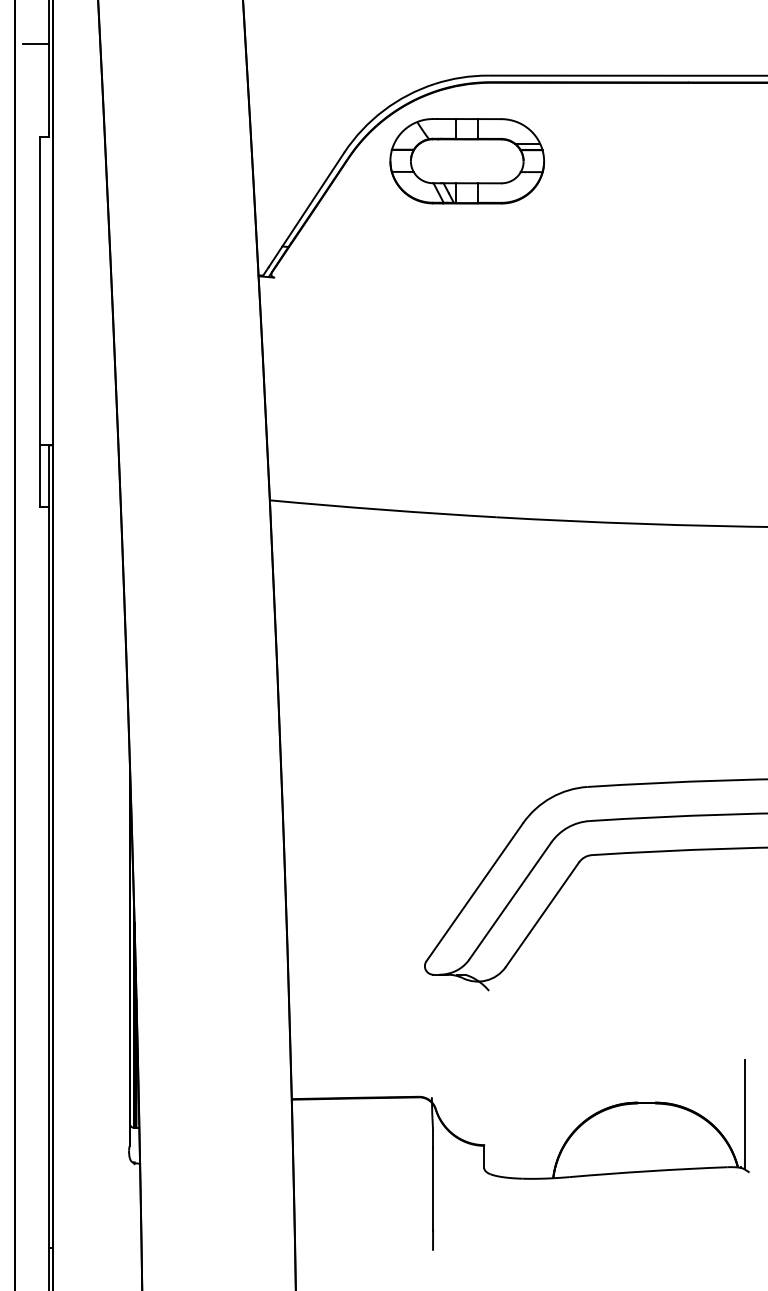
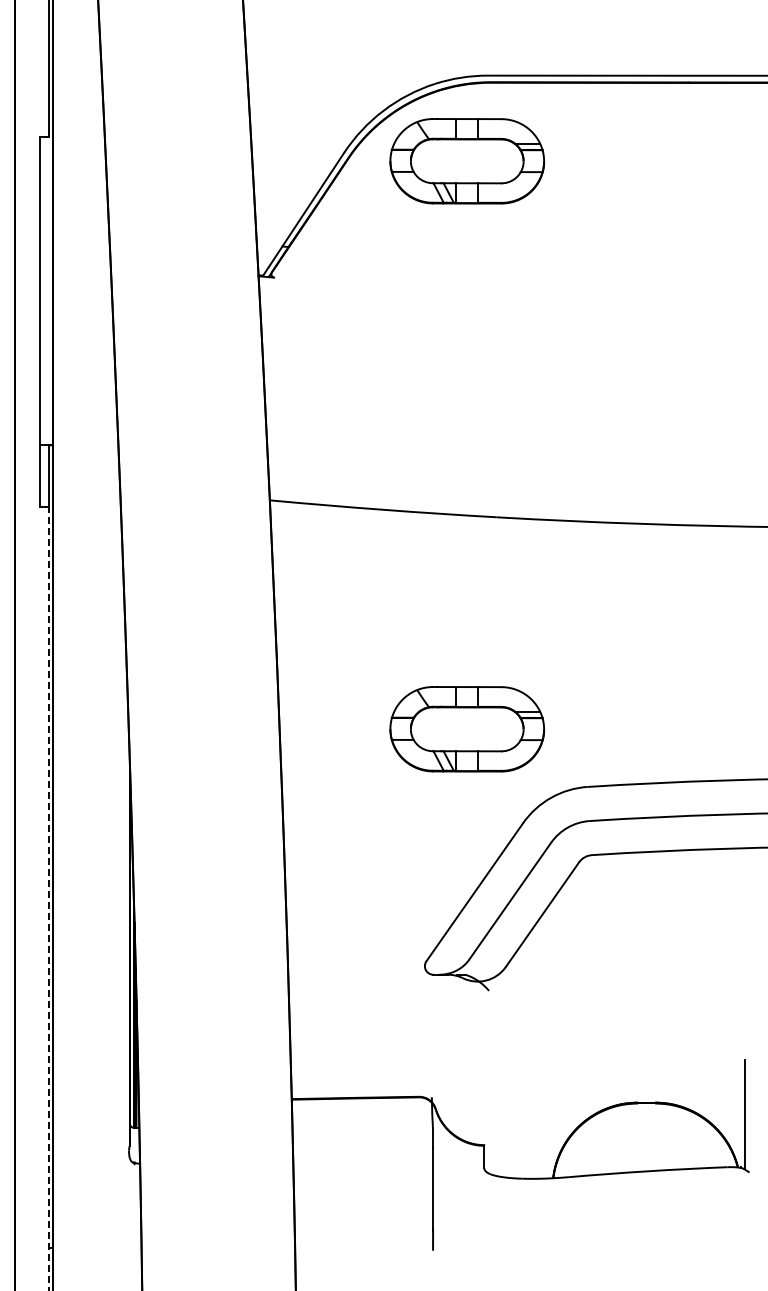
line: present -> none (35, 43)
part: none -> present (467, 729)
line: solid -> dashed (48, 898)
